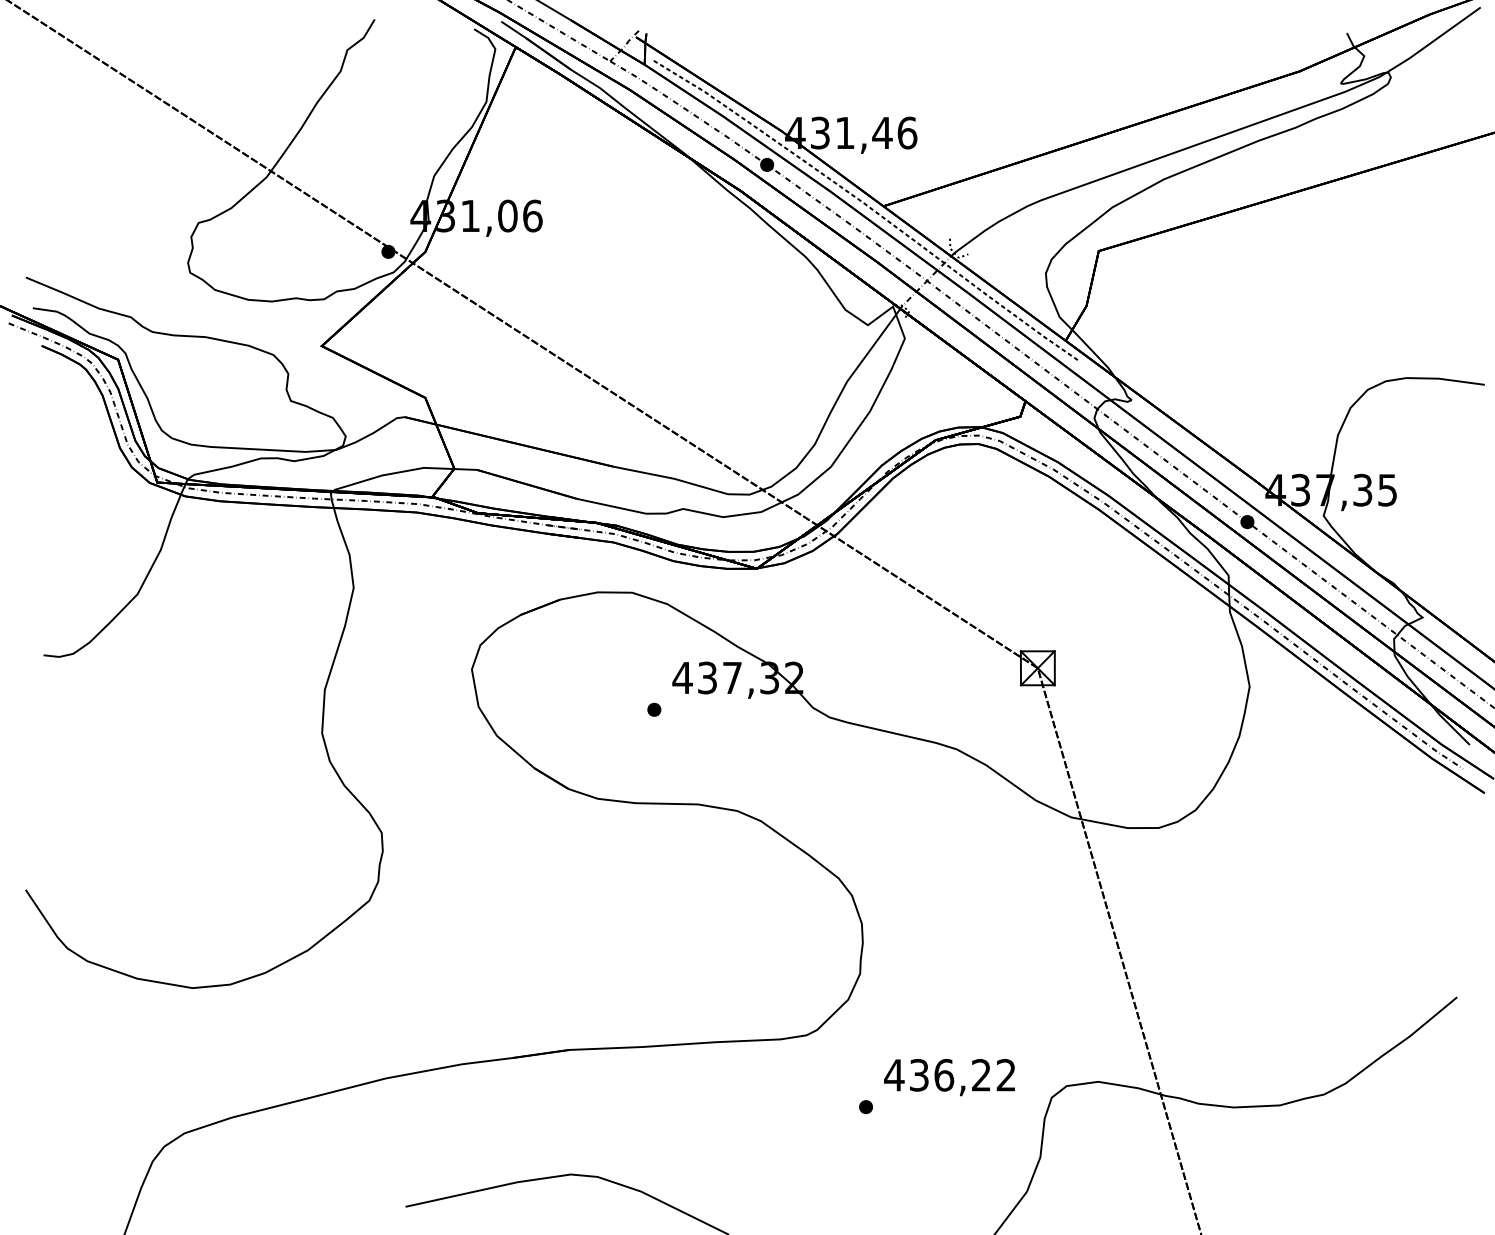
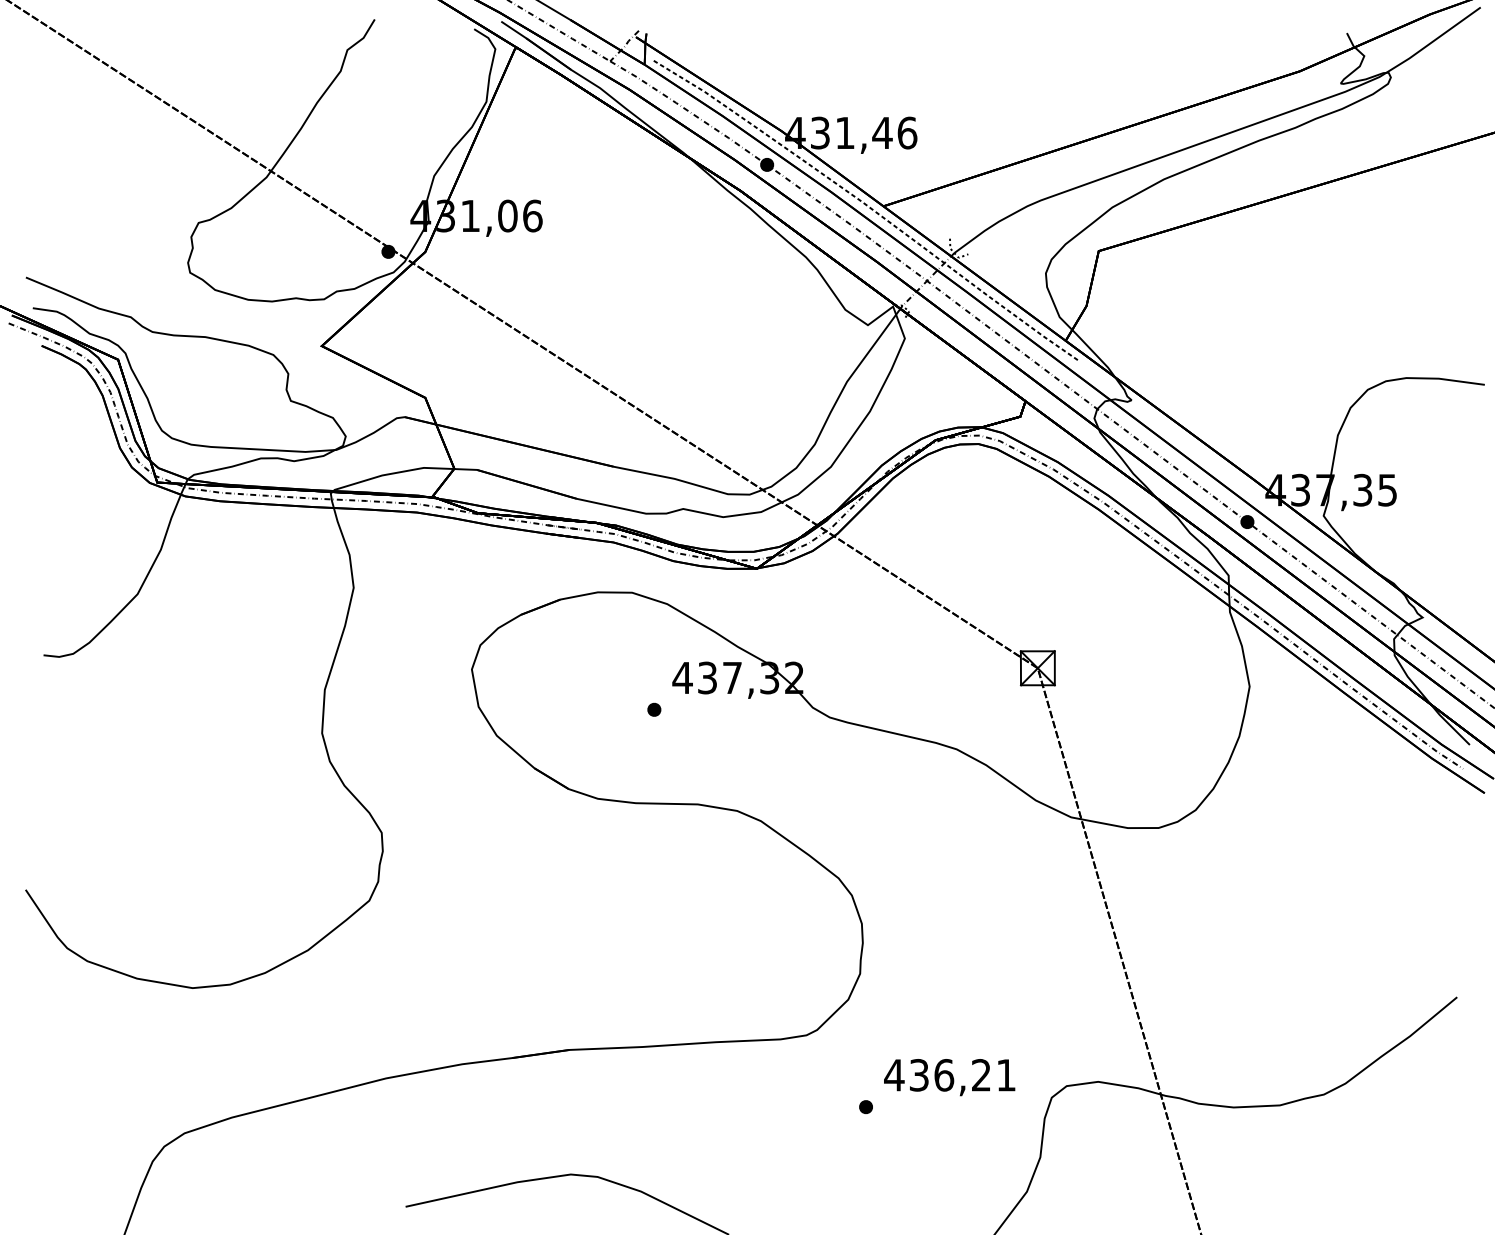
text: 436,22 -> 436,21 (1005, 1075)
